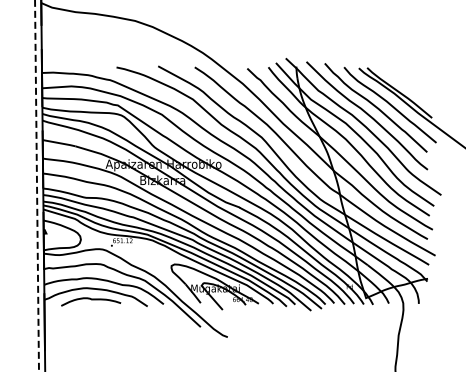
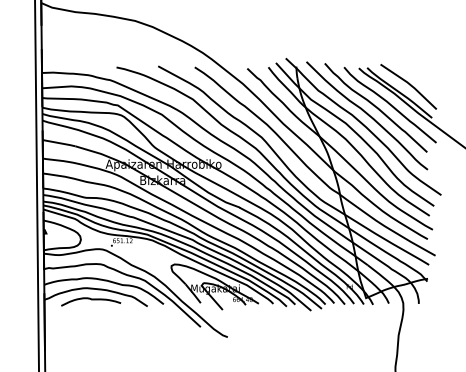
line: none -> present (409, 85)
line: dashed -> solid (37, 185)
